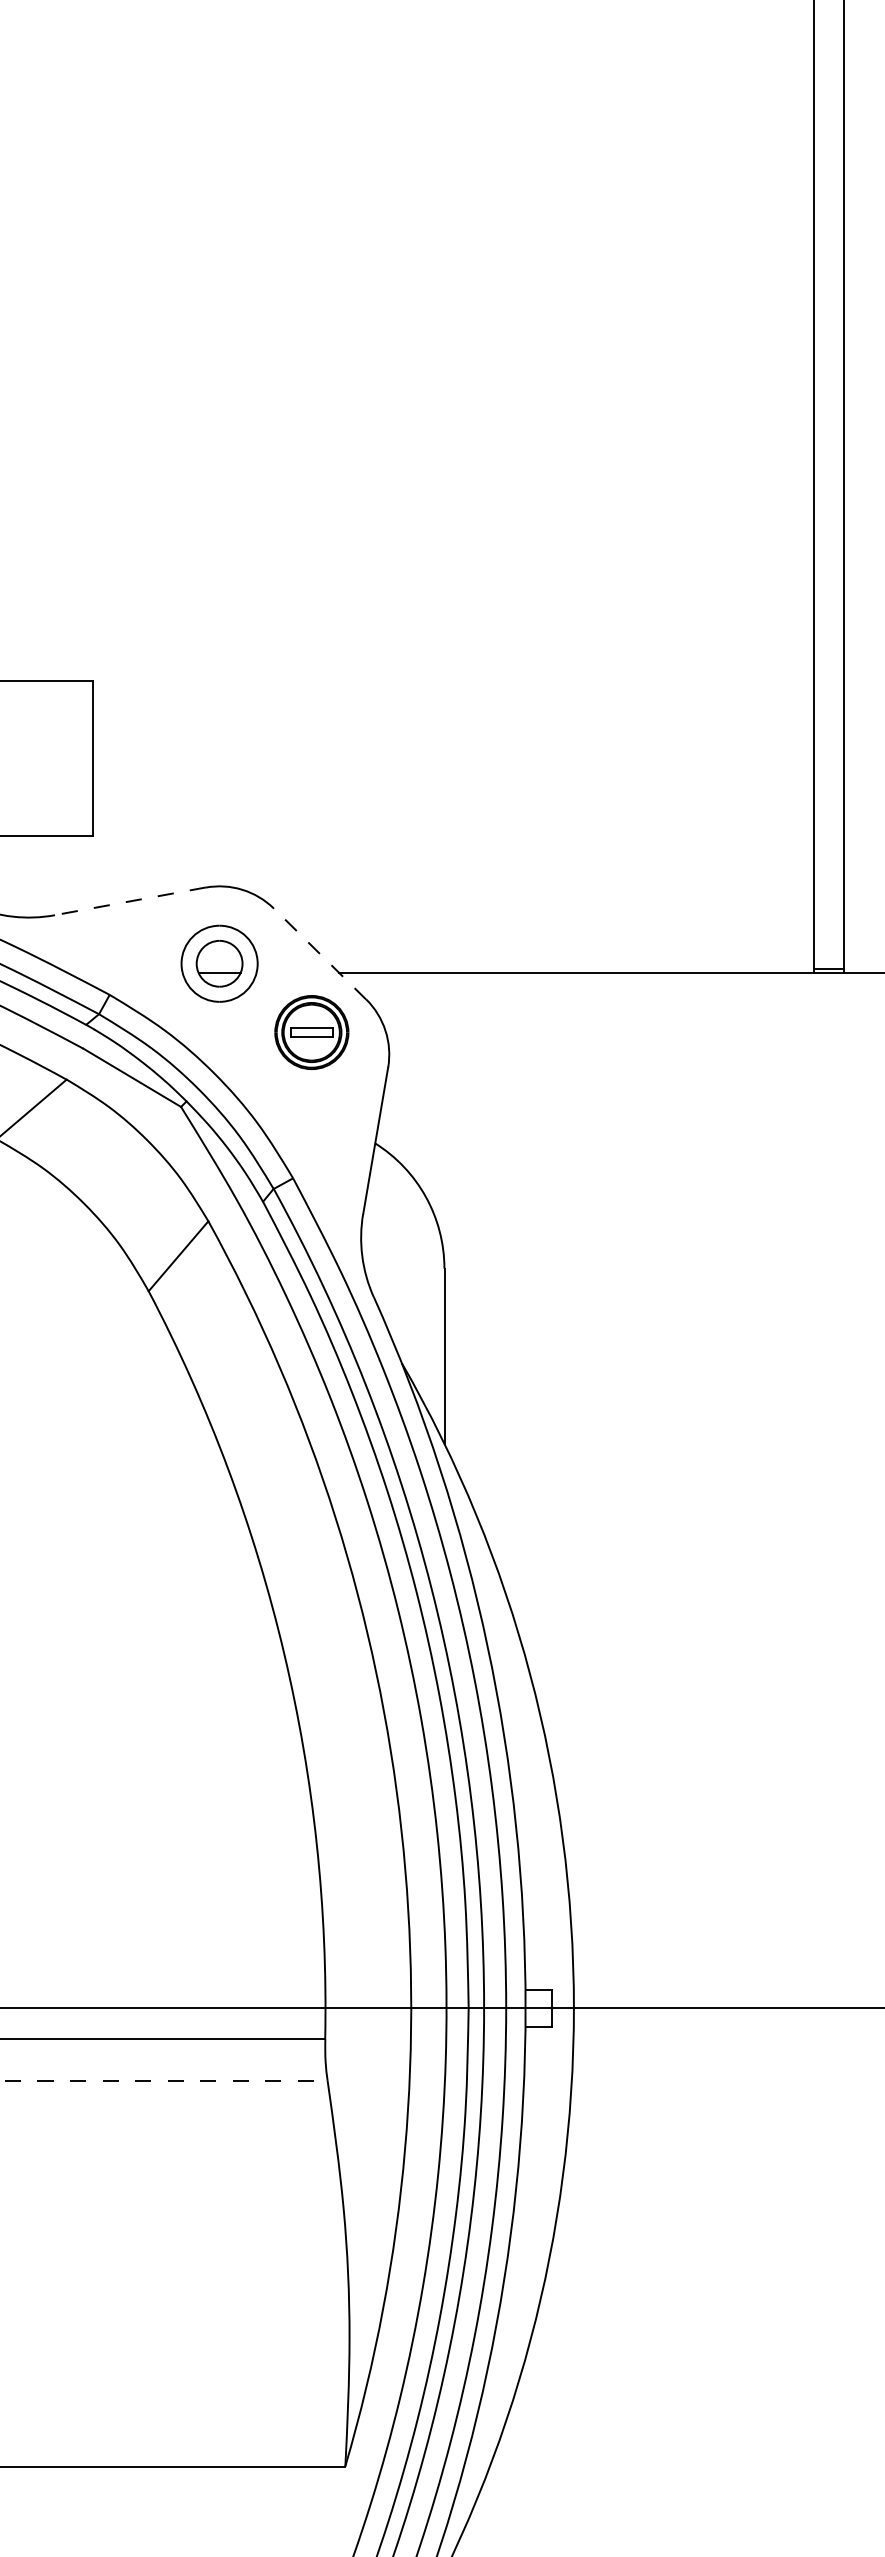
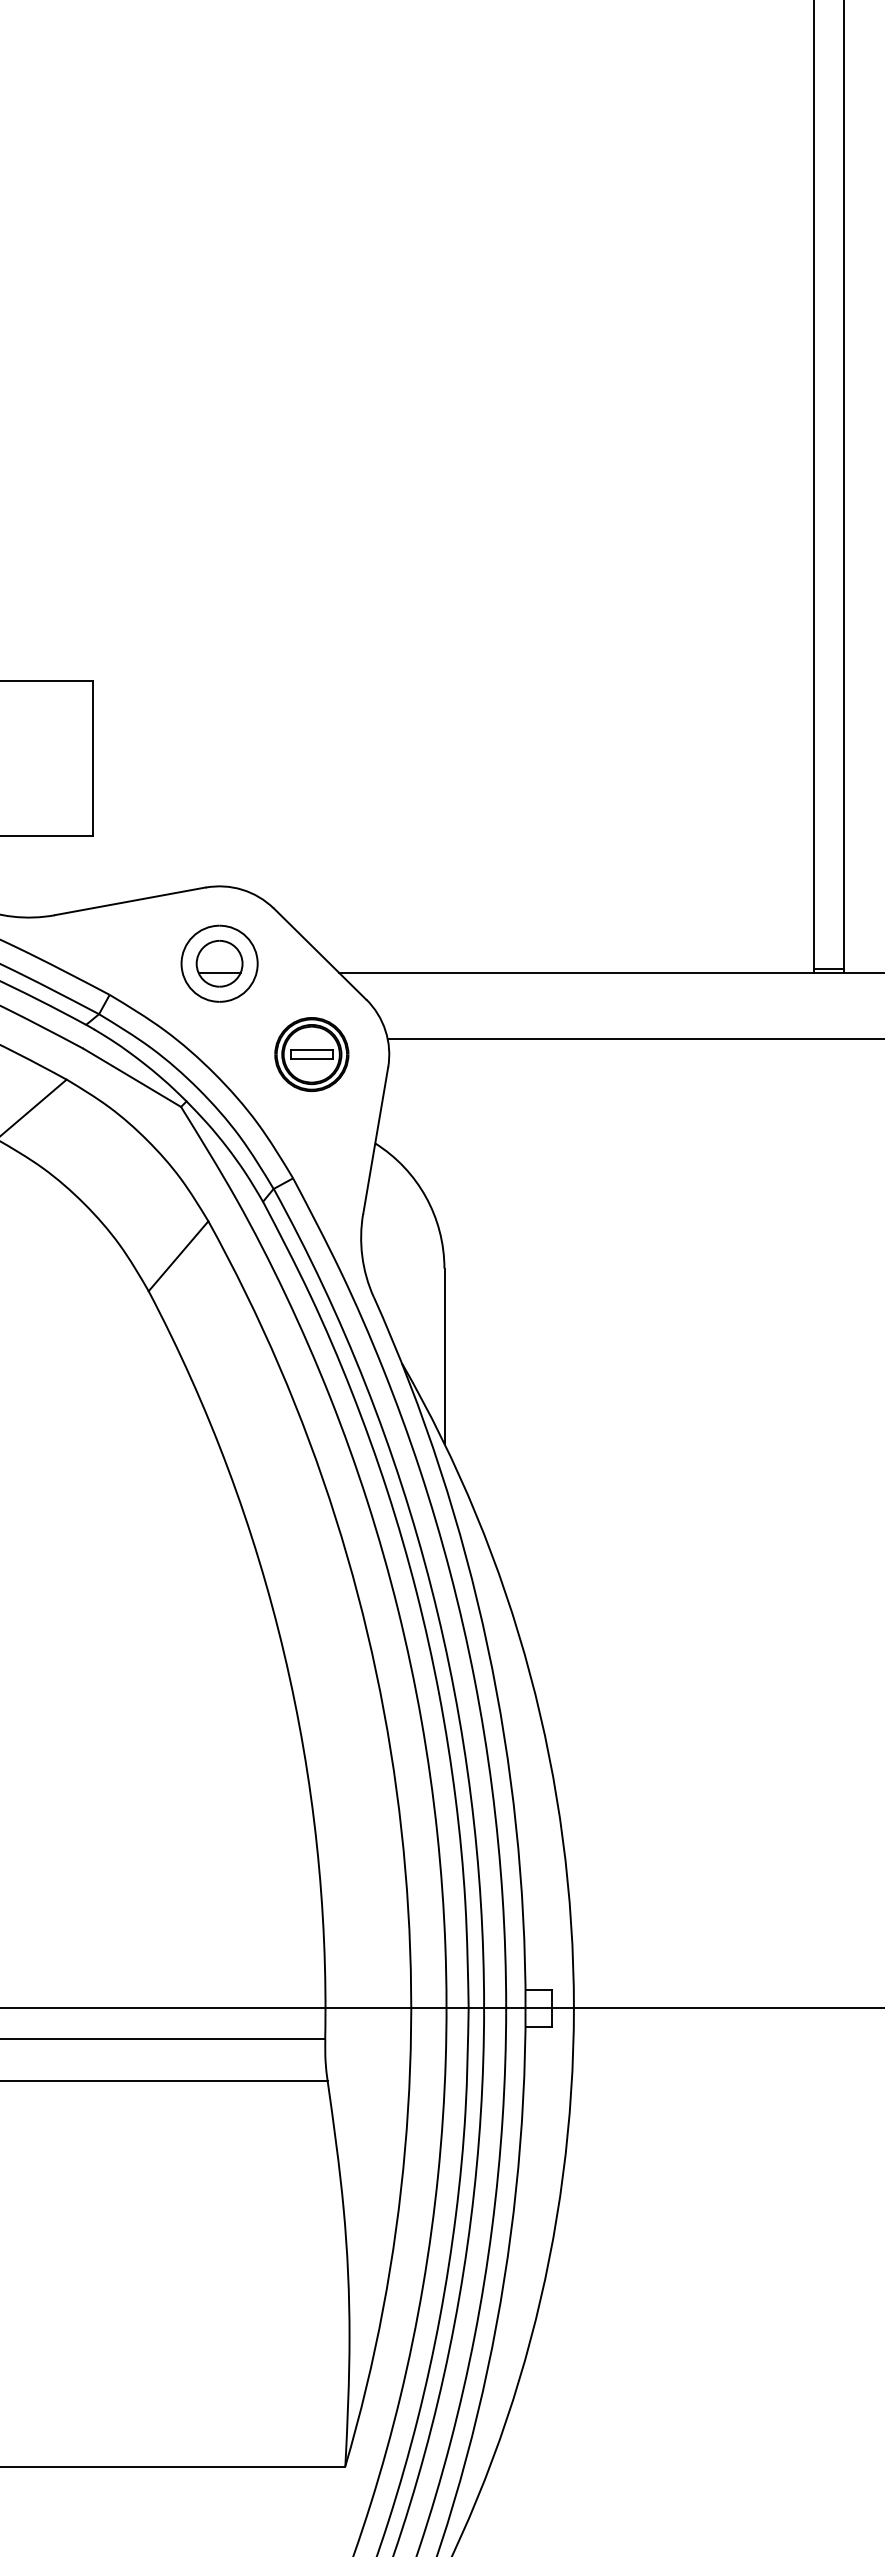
line: dashed -> solid (130, 901)
line: dashed -> solid (320, 954)
part position: (311, 1032) -> (311, 1054) (311, 1054)
line: none -> present (634, 1039)
line: dashed -> solid (164, 2080)
